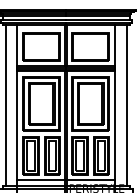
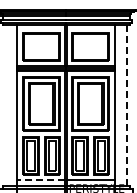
line: present -> none (5, 105)
line: solid -> dashed (126, 105)
line: solid -> dashed (41, 180)
